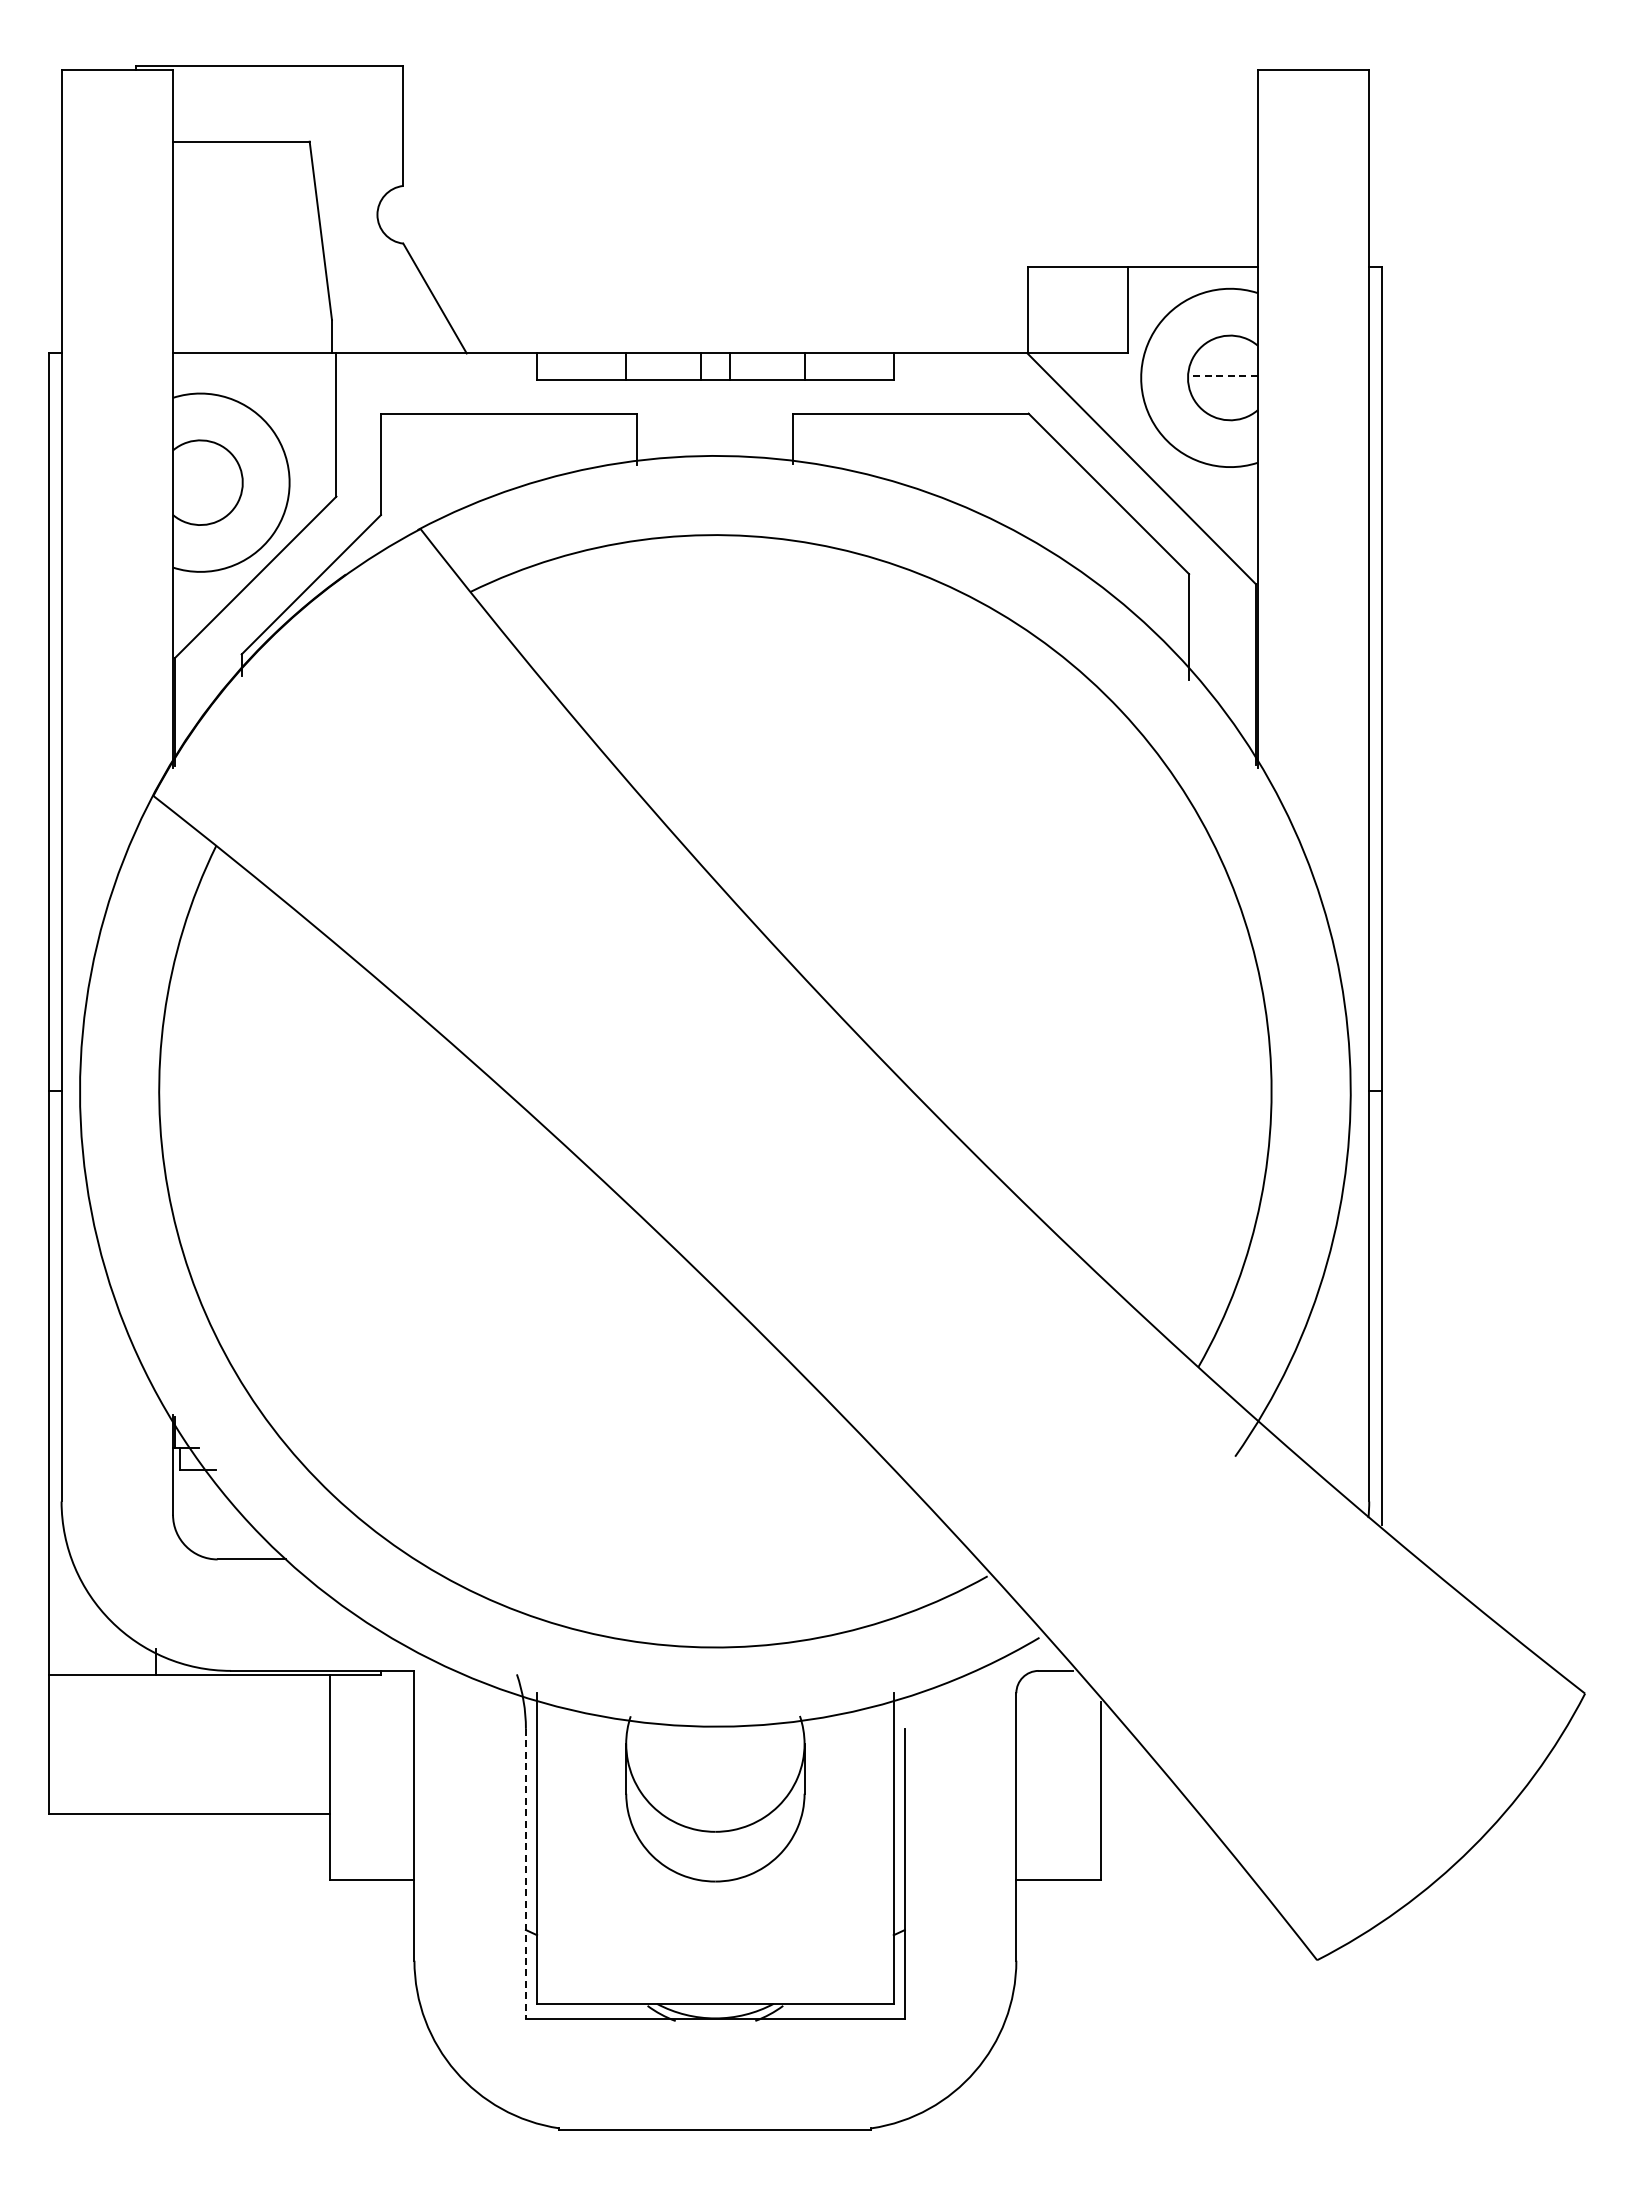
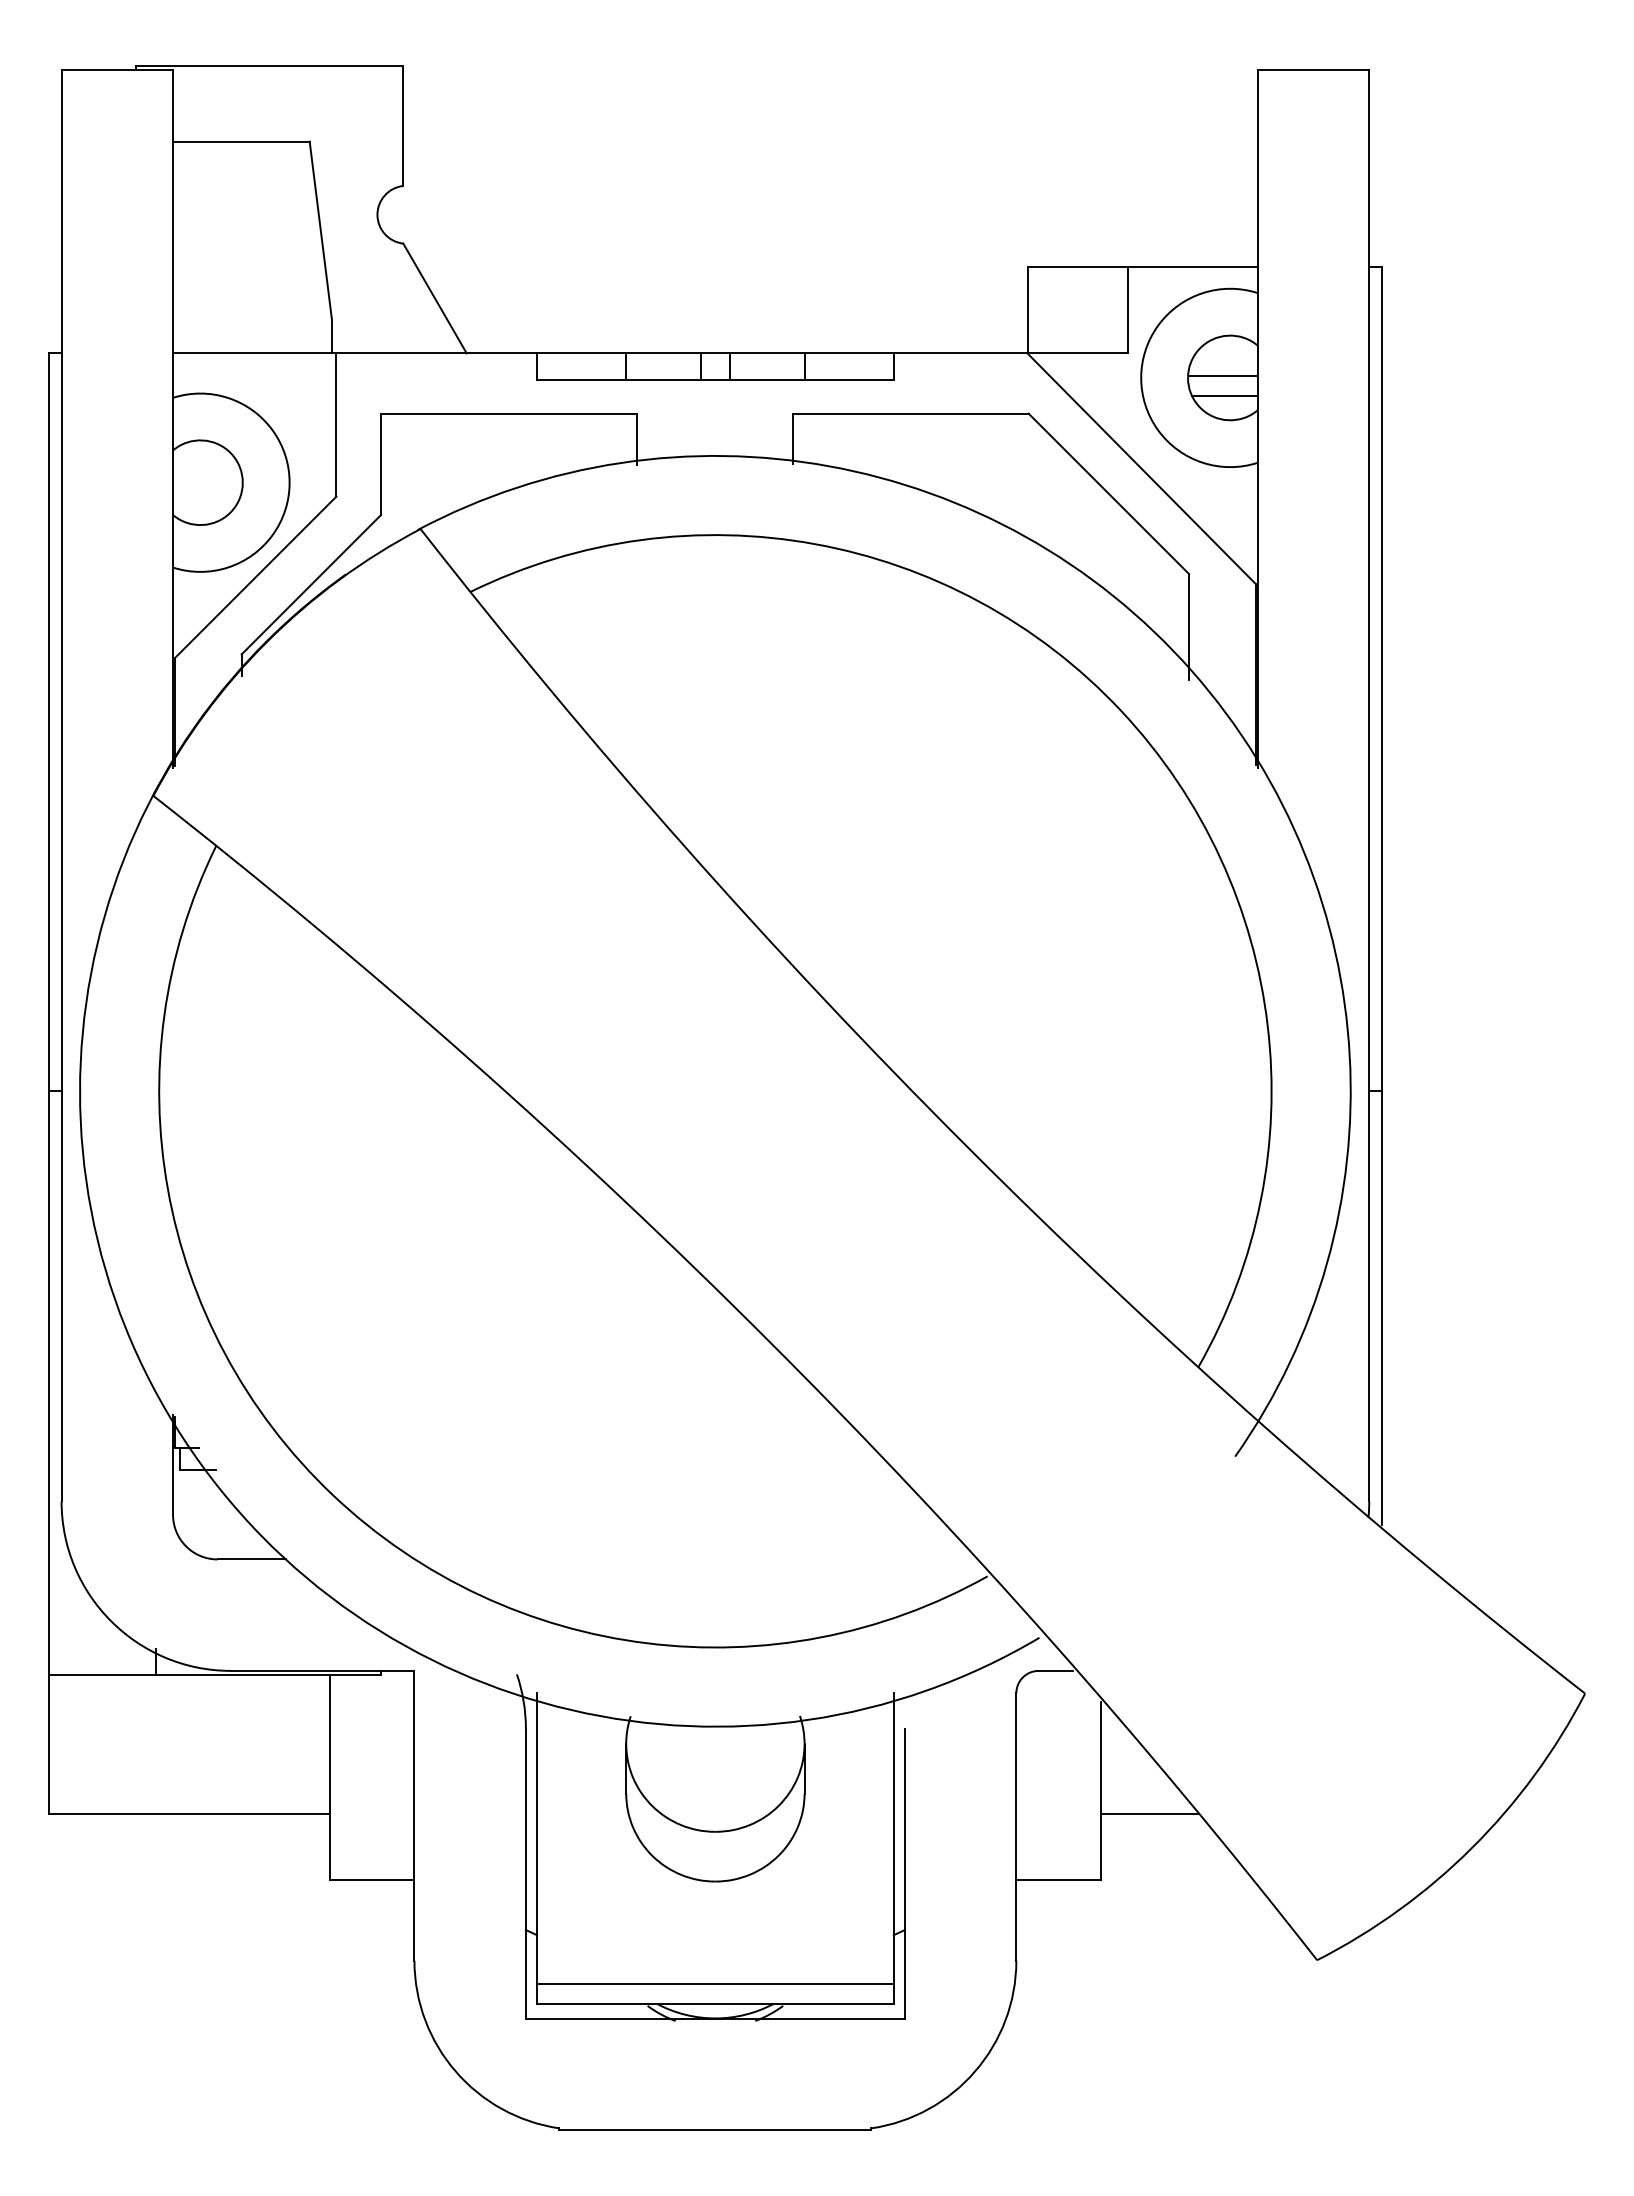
line: dashed -> solid (1223, 376)
line: none -> present (1224, 395)
line: none -> present (1149, 1813)
line: dashed -> solid (525, 1873)
line: none -> present (715, 1984)
